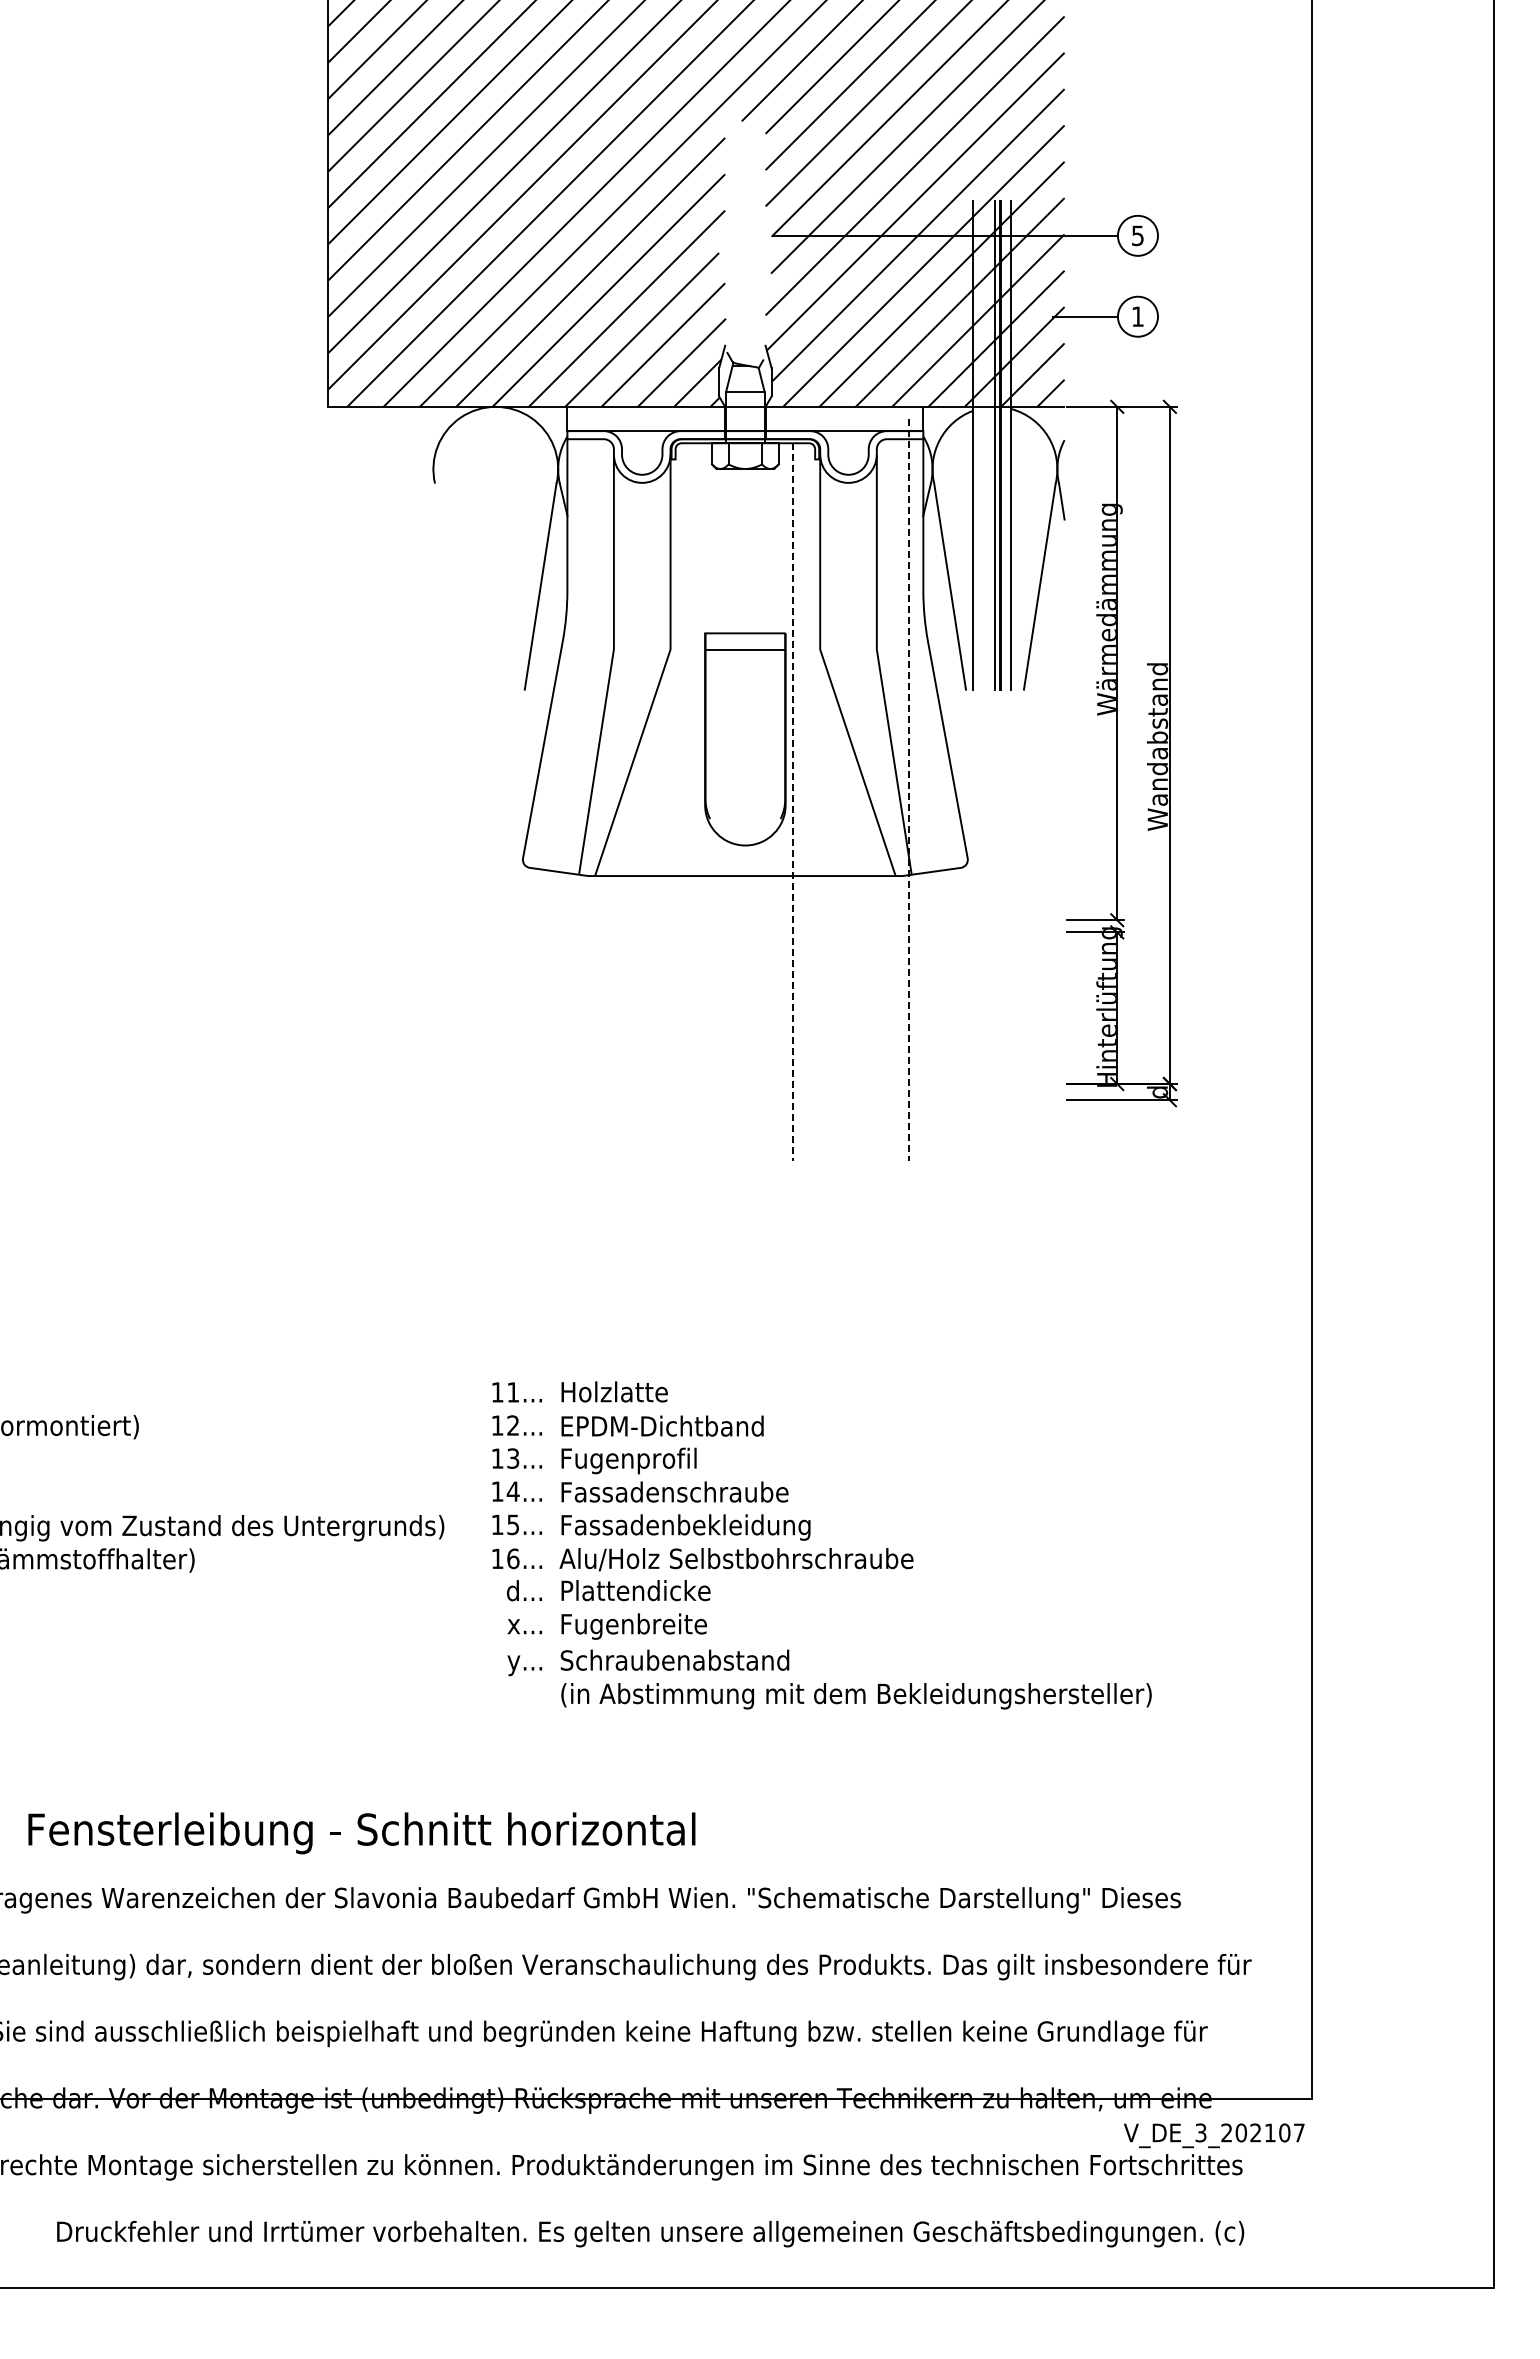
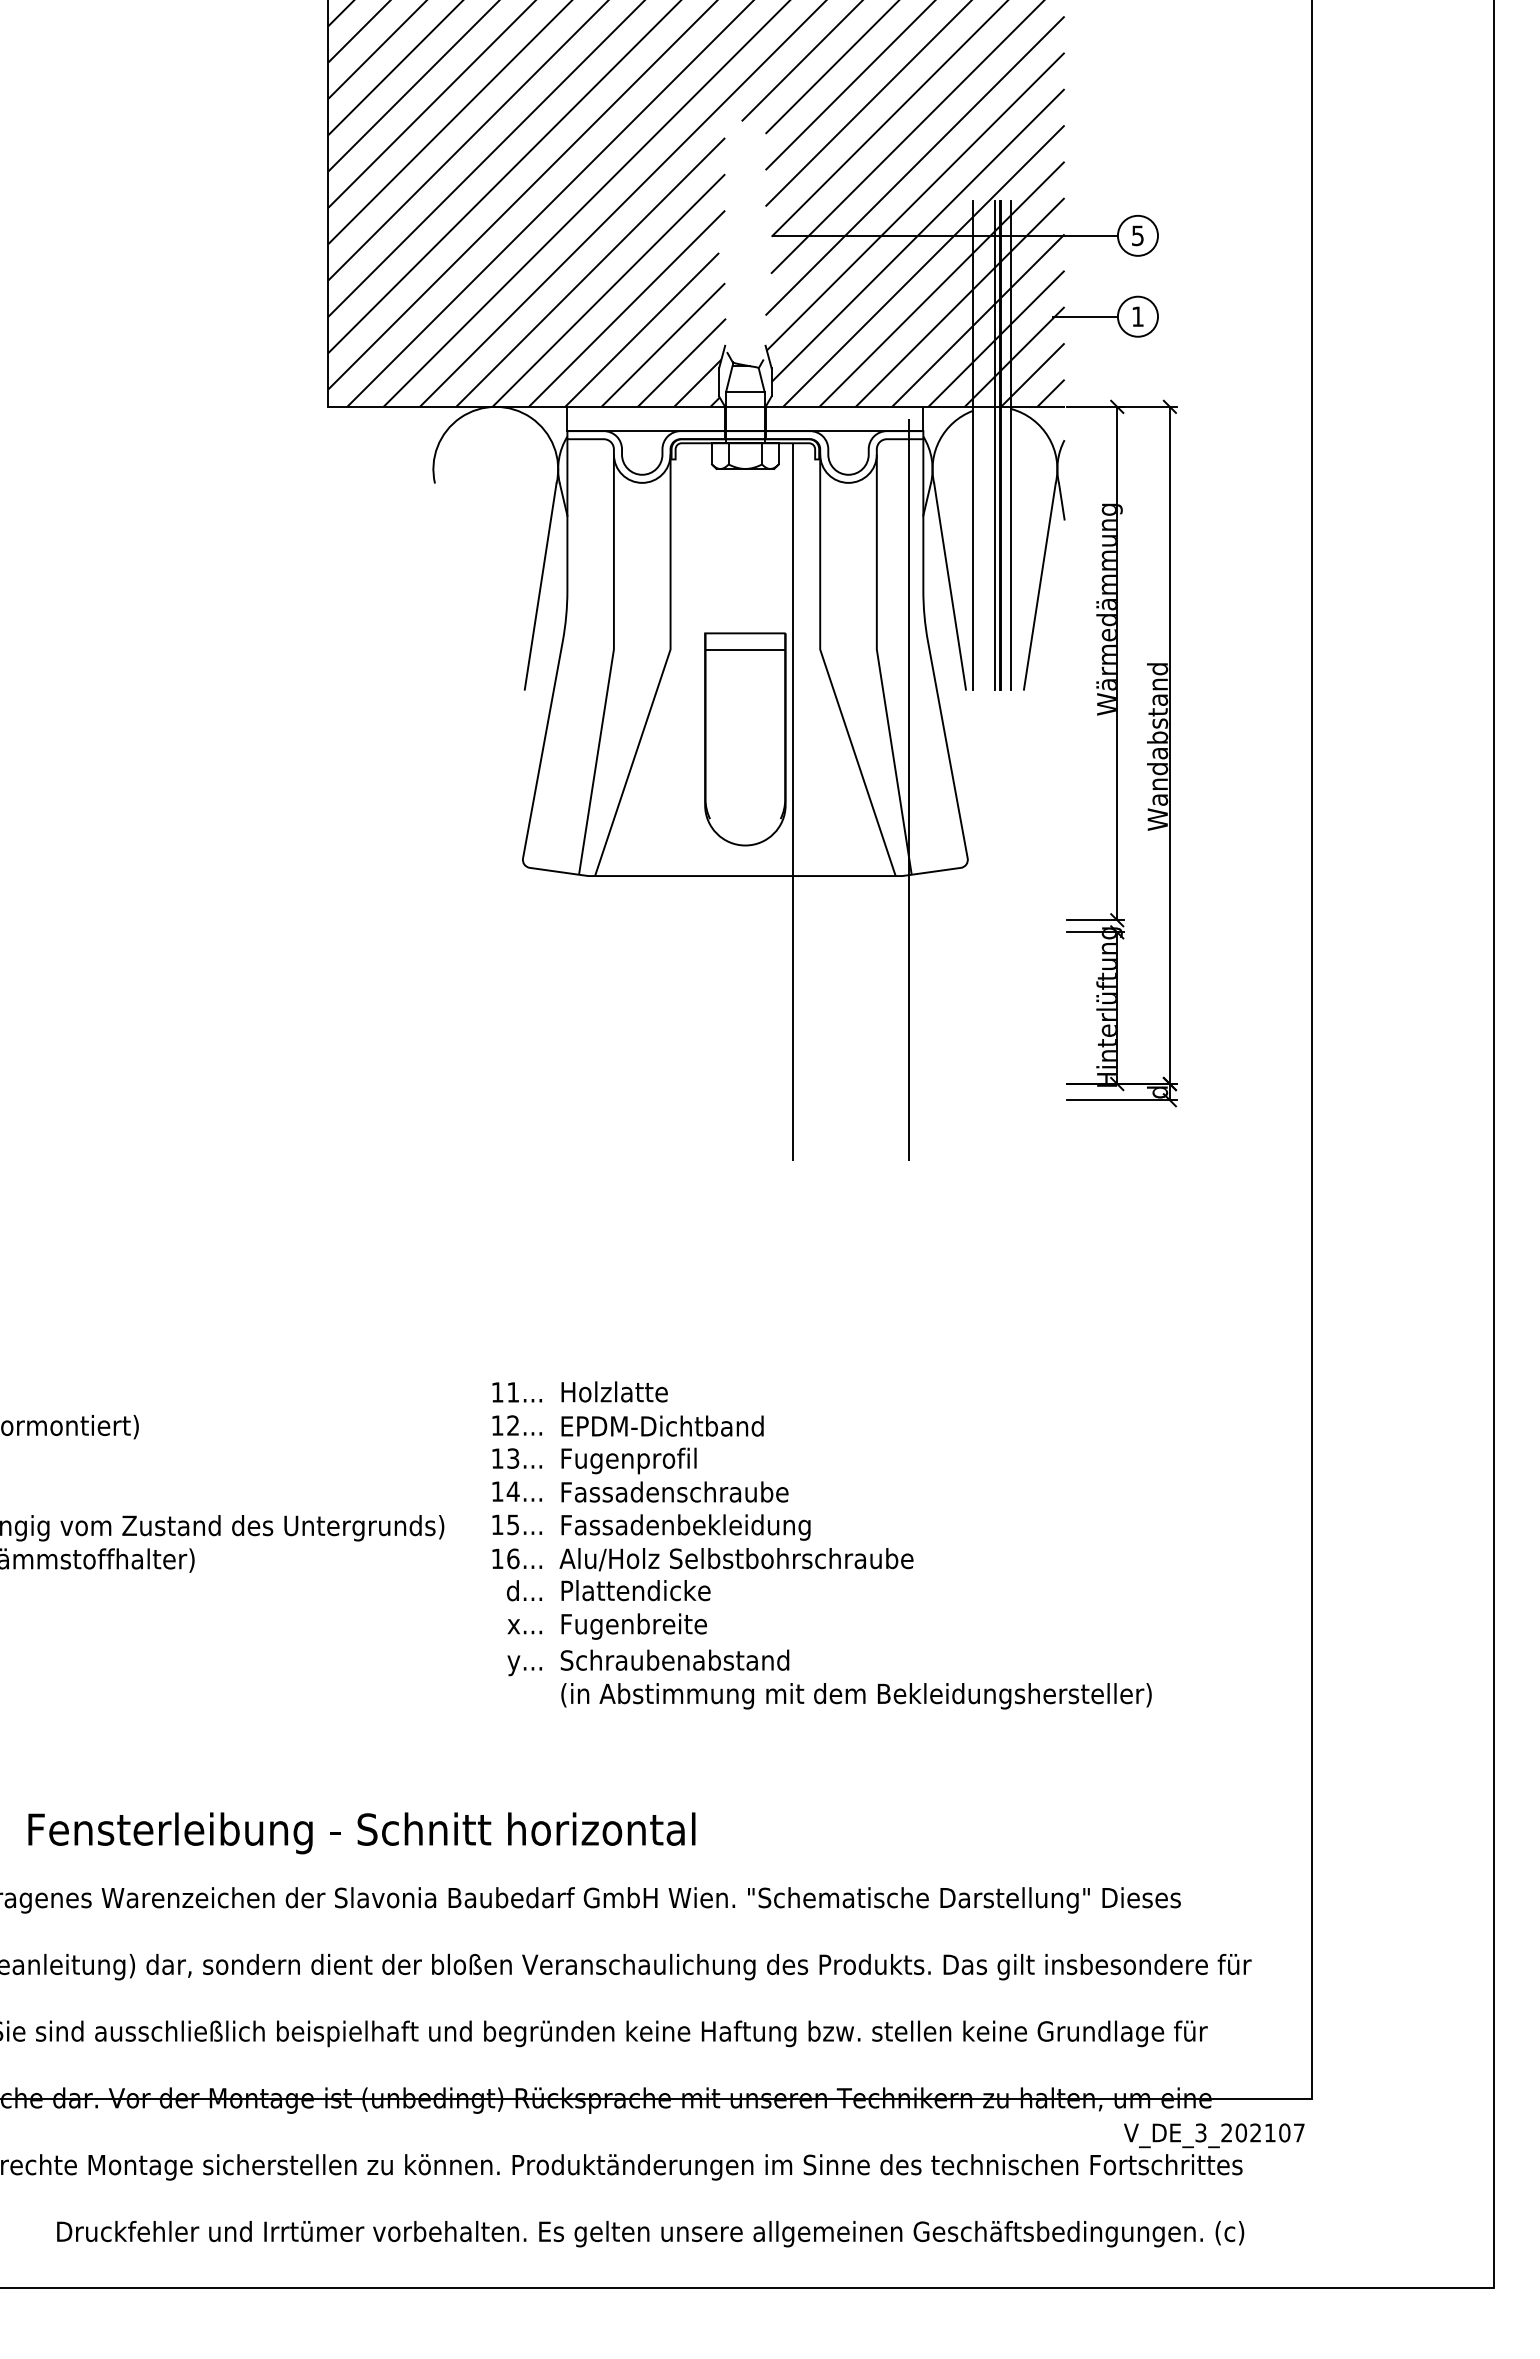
line: dashed -> solid (908, 789)
line: dashed -> solid (793, 802)
